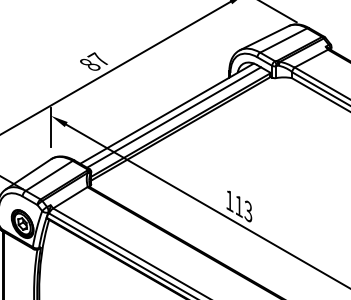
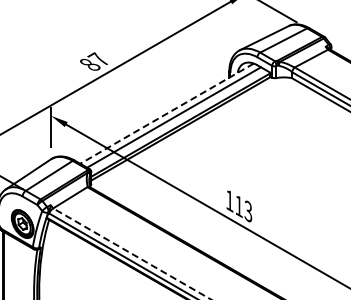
line: solid -> dashed (166, 113)
line: solid -> dashed (131, 253)
